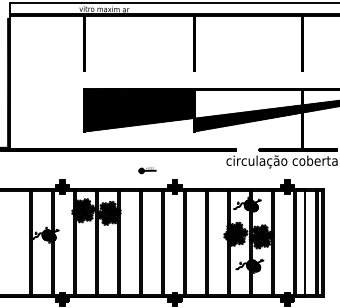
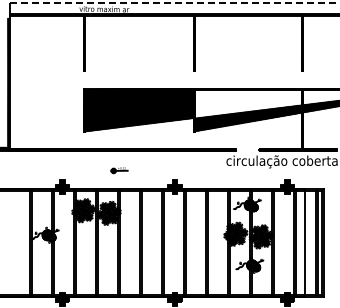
line: solid -> dashed (174, 2)
part position: (147, 170) -> (119, 170) (119, 170)
